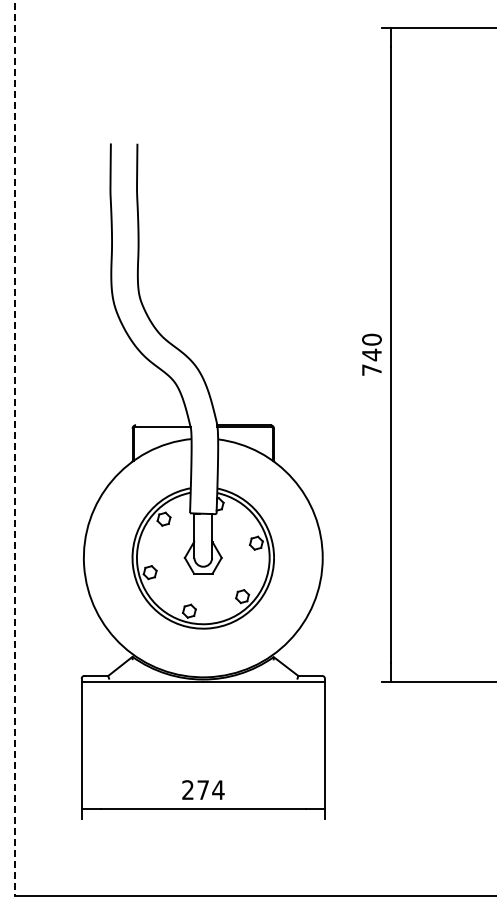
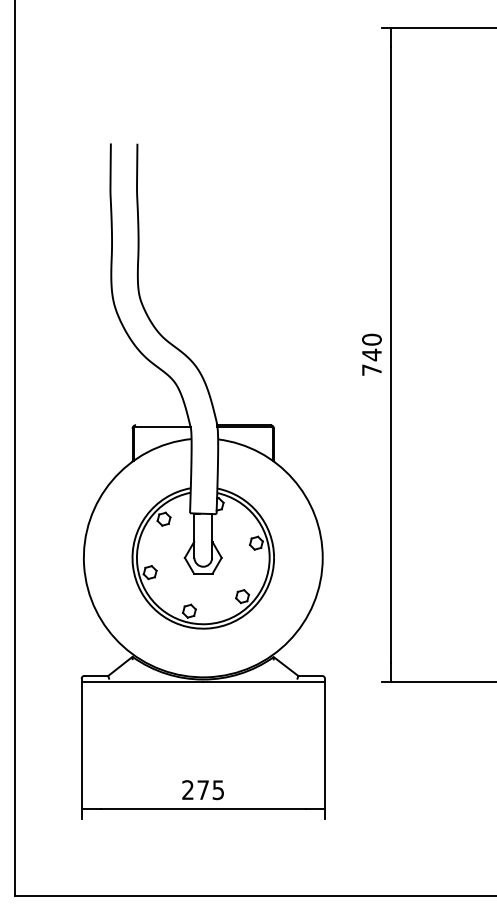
line: dashed -> solid (14, 448)
text: 274 -> 275 (218, 790)
